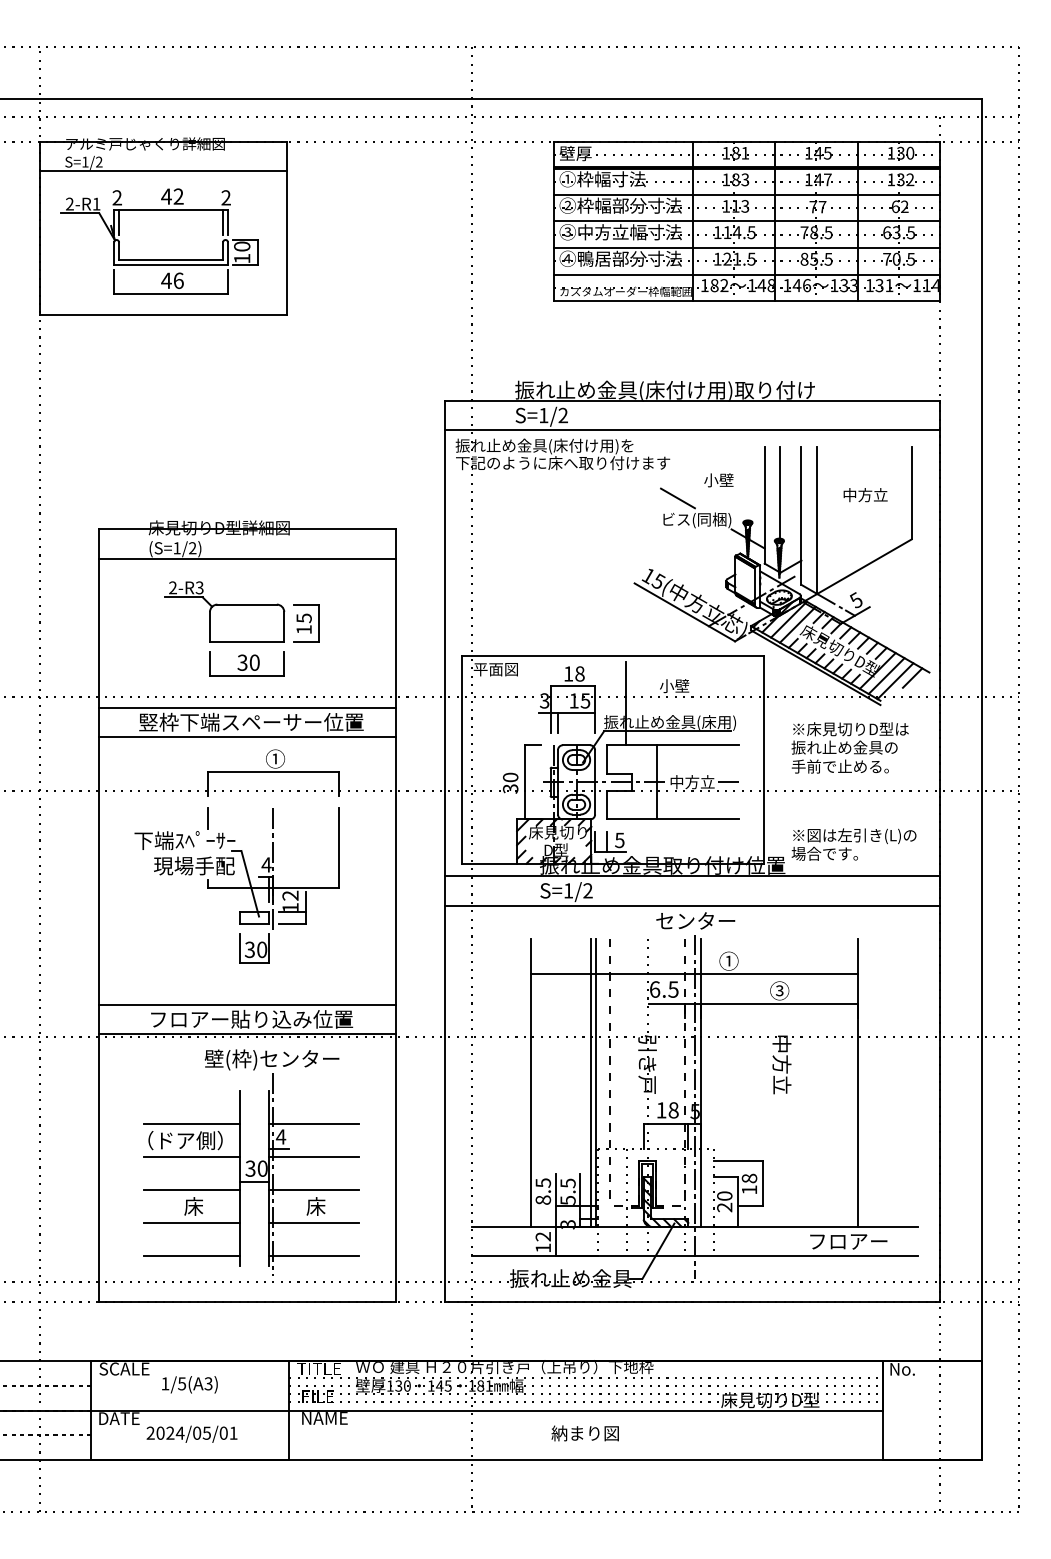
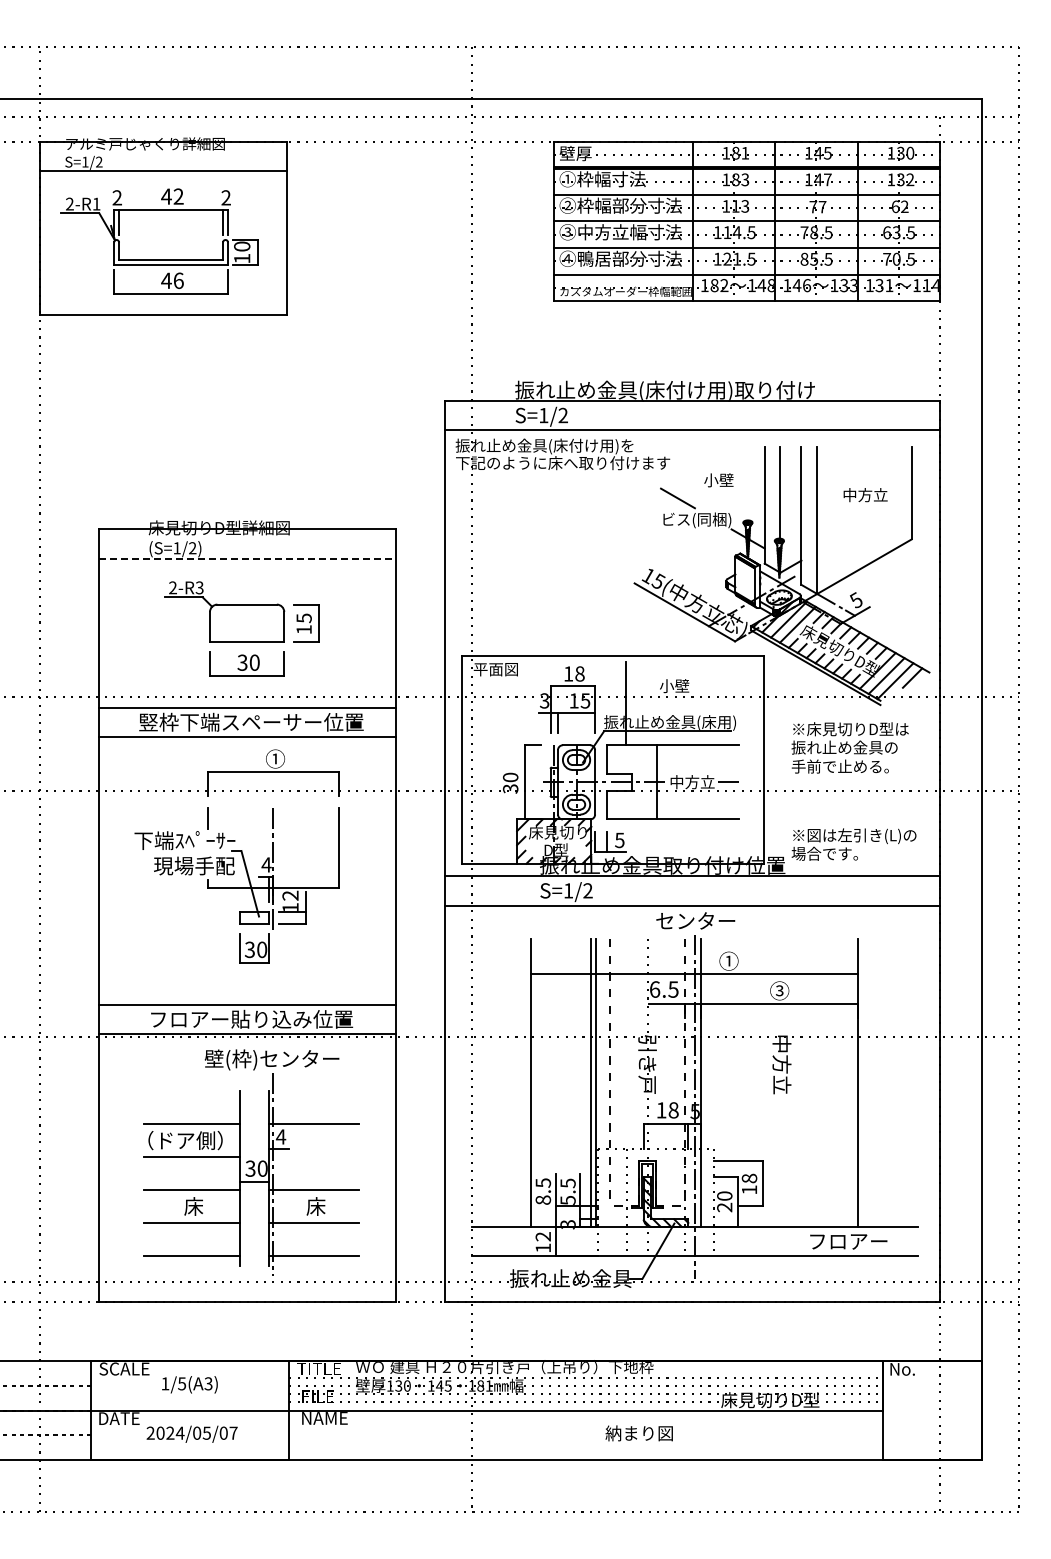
line: solid -> dashed (247, 559)
line: present -> none (313, 1157)
text: 2024/05/01 -> 2024/05/07 (233, 1432)
text position: (584, 1433) -> (638, 1433) (638, 1433)
